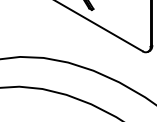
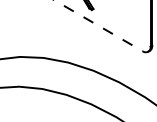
line: solid -> dashed (98, 25)
